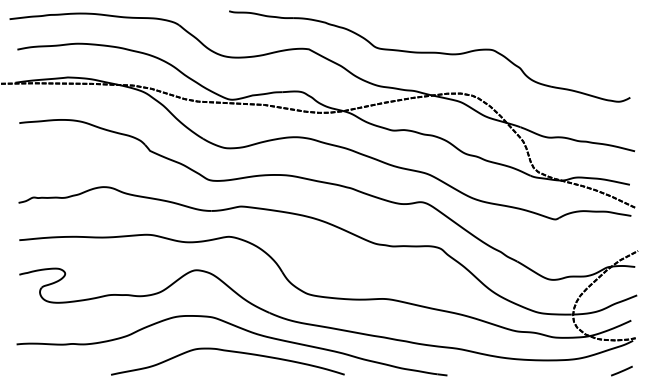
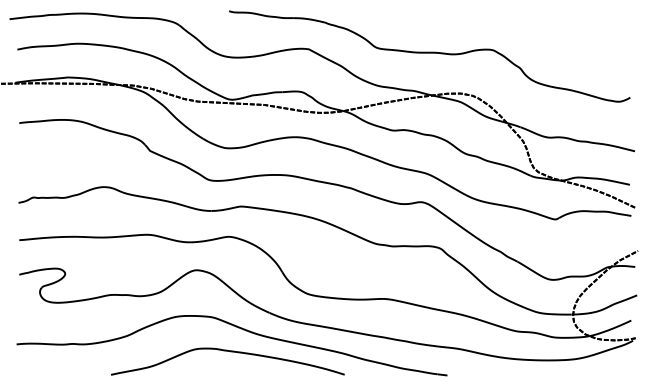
line: present -> none (621, 370)
